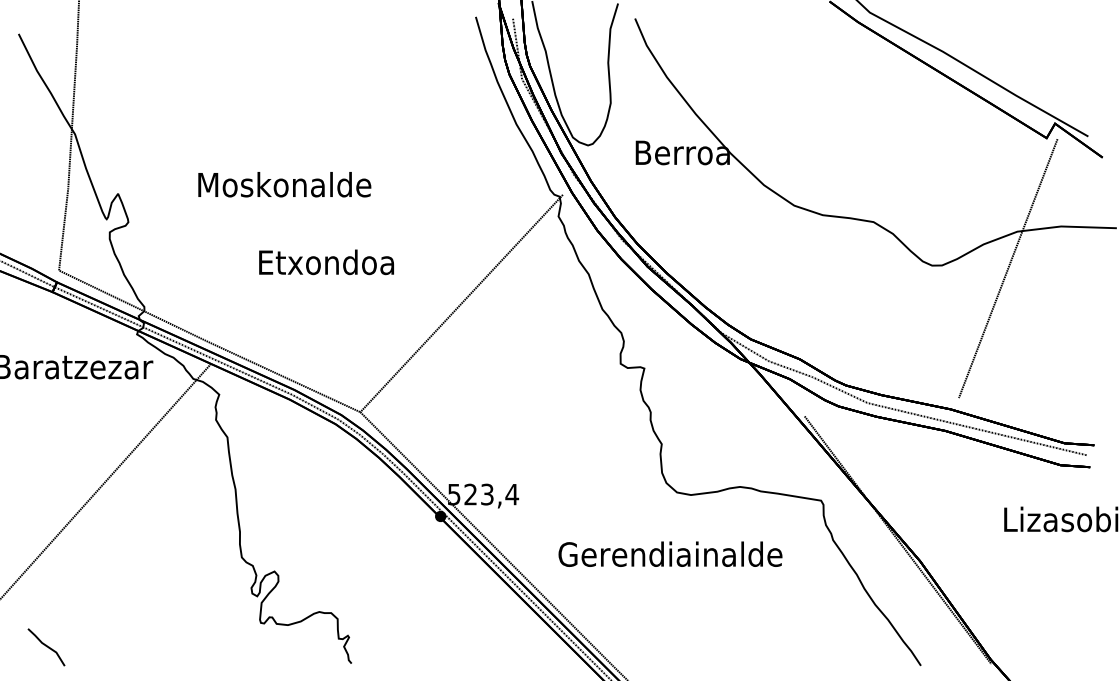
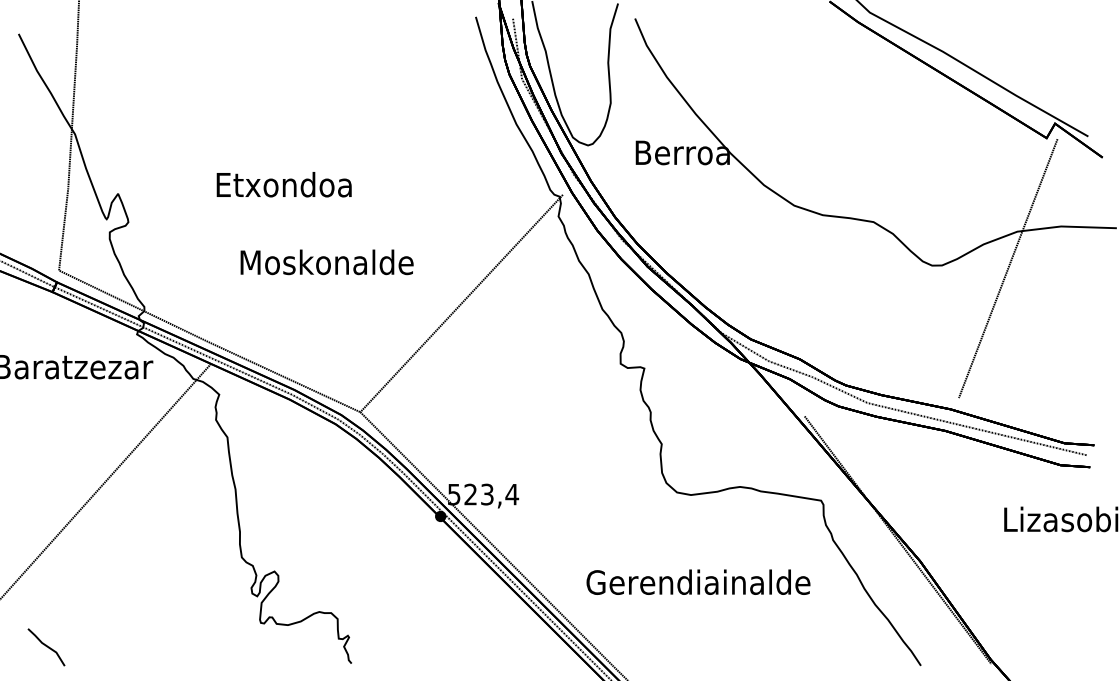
text: Moskonalde -> Etxondoa (284, 184)
text: Etxondoa -> Moskonalde (326, 262)
text position: (670, 553) -> (698, 581) (698, 581)
